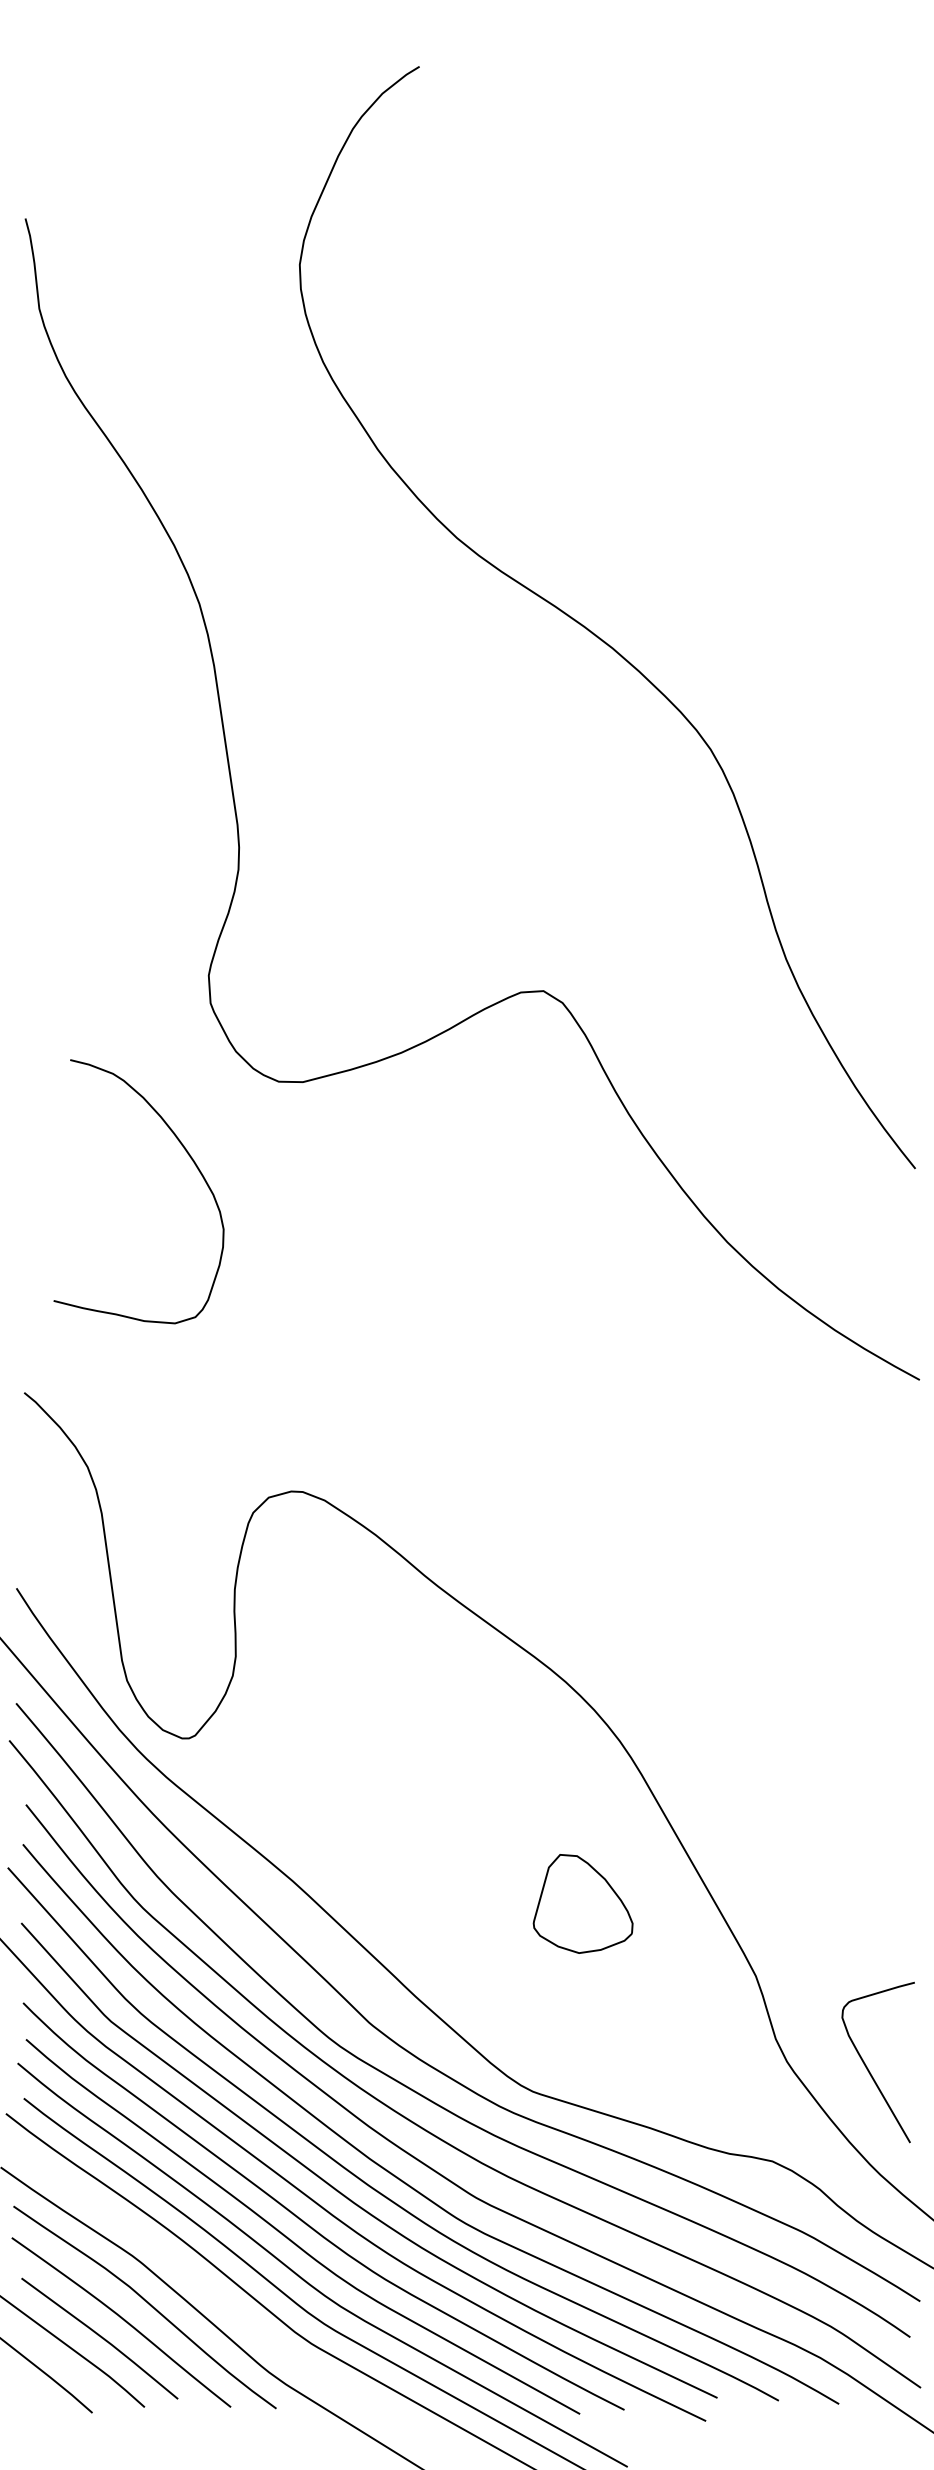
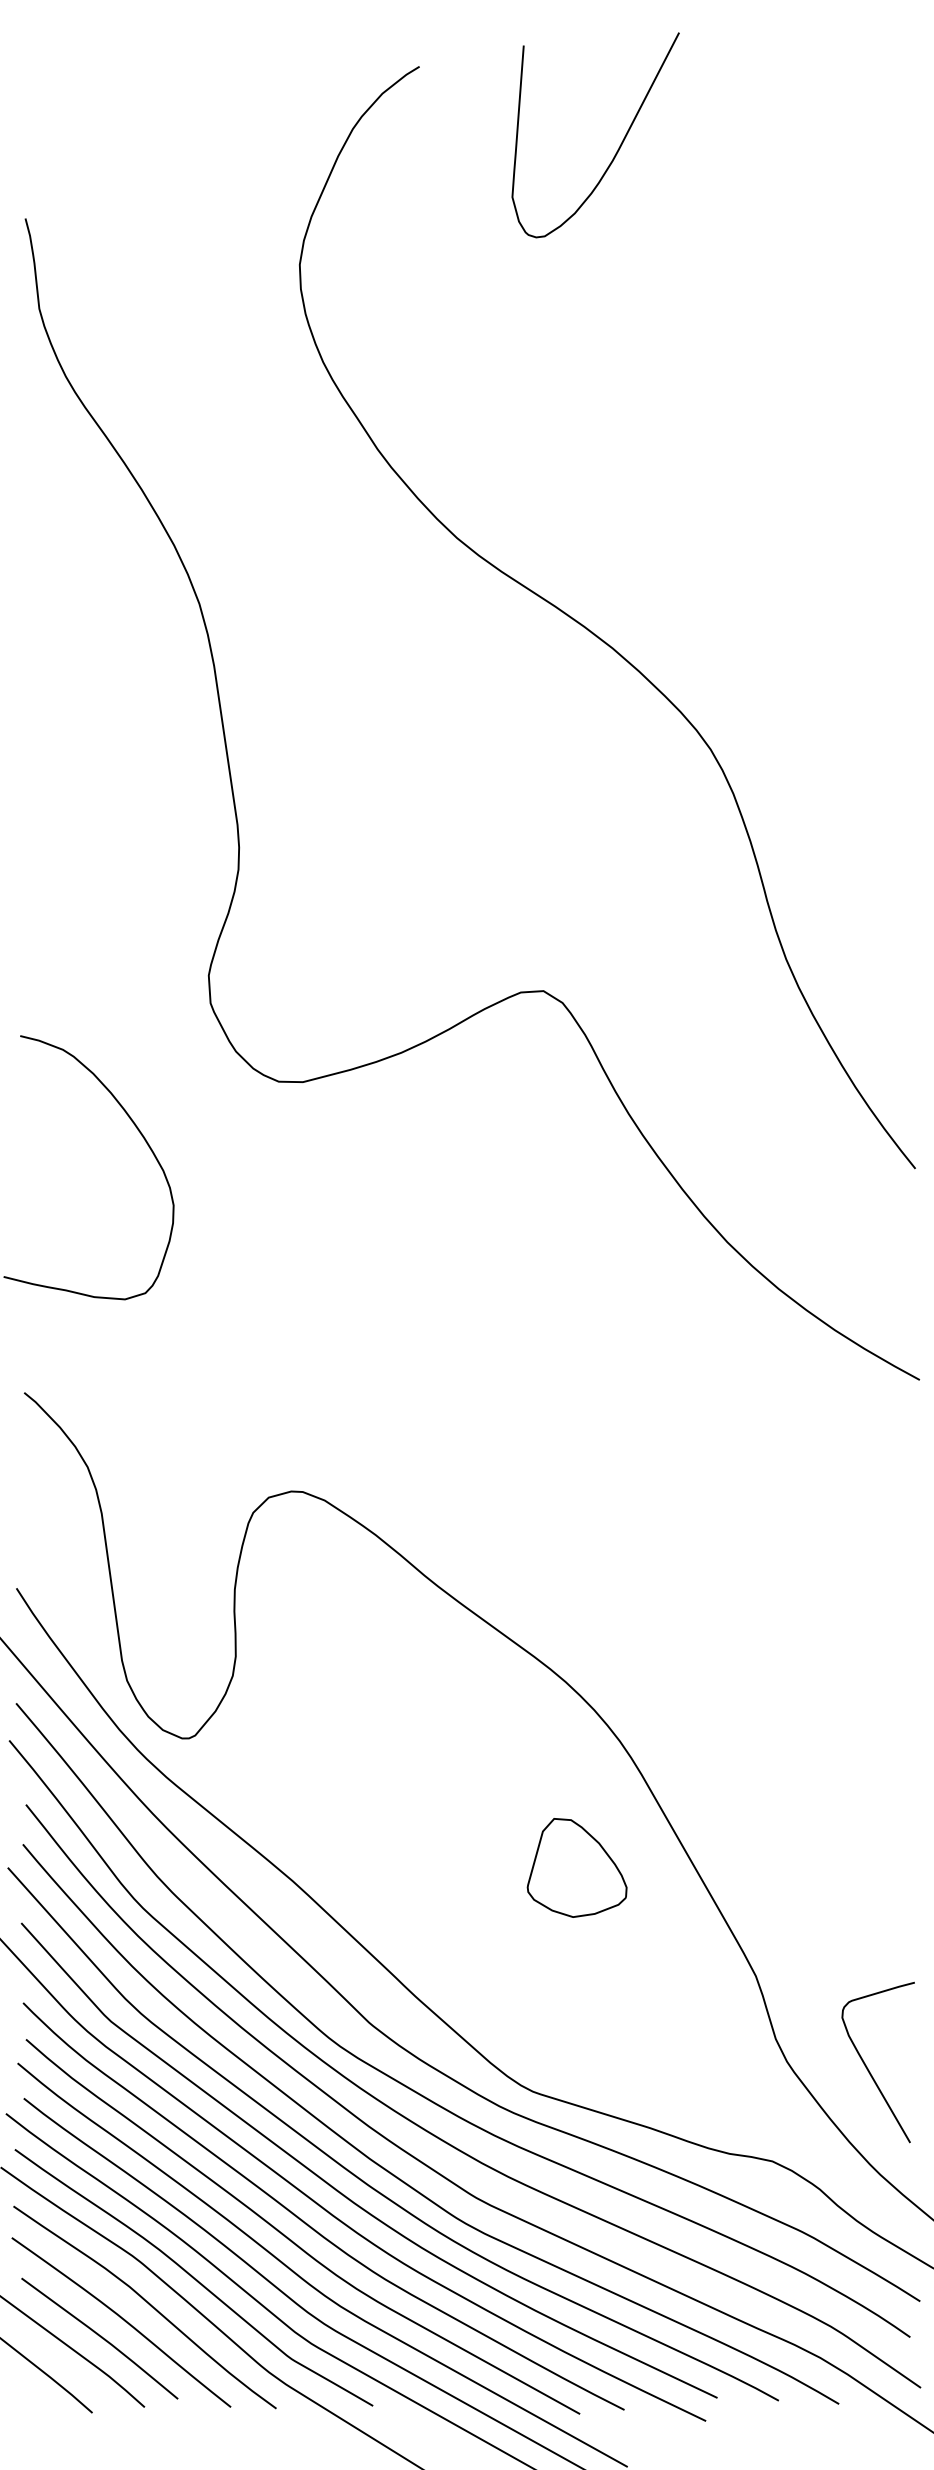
curve: none -> present (618, 147)
curve position: (190, 1158) -> (140, 1134) (140, 1134)
part position: (582, 1903) -> (576, 1867) (576, 1867)
curve: none -> present (193, 2277)
